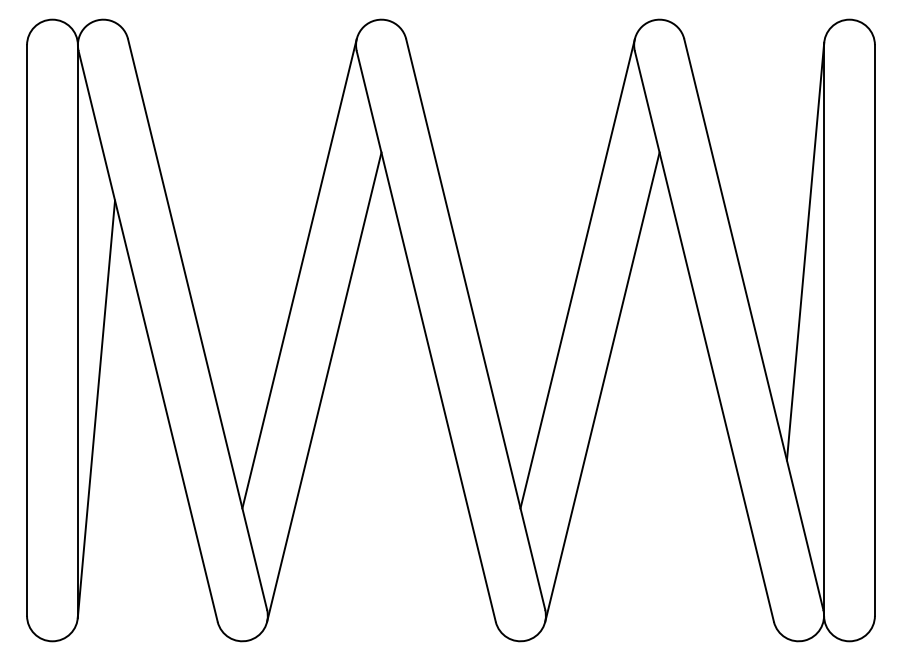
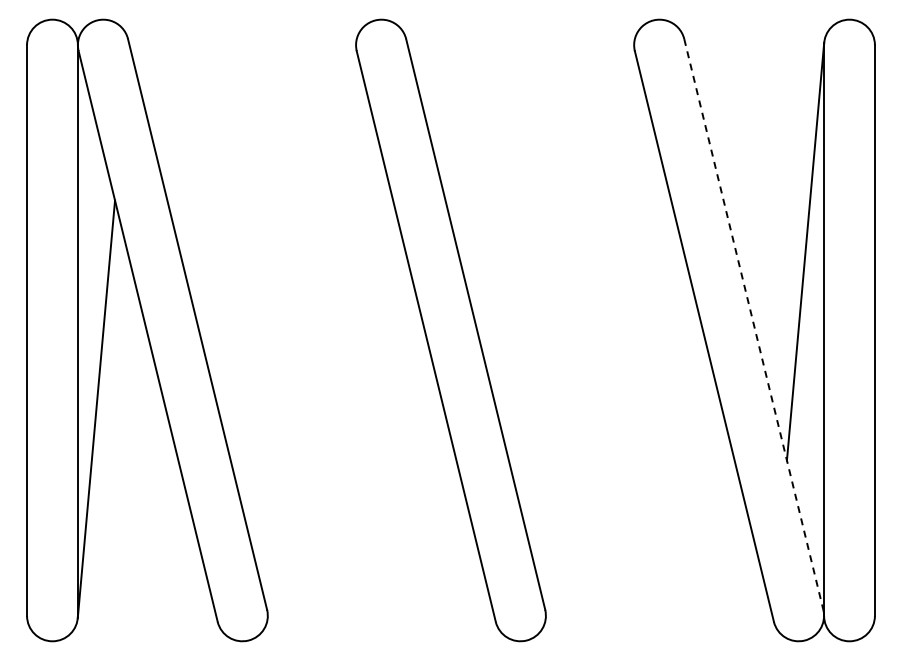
line: present -> none (299, 273)
line: present -> none (577, 273)
line: solid -> dashed (753, 324)
line: present -> none (324, 386)
line: present -> none (602, 386)
